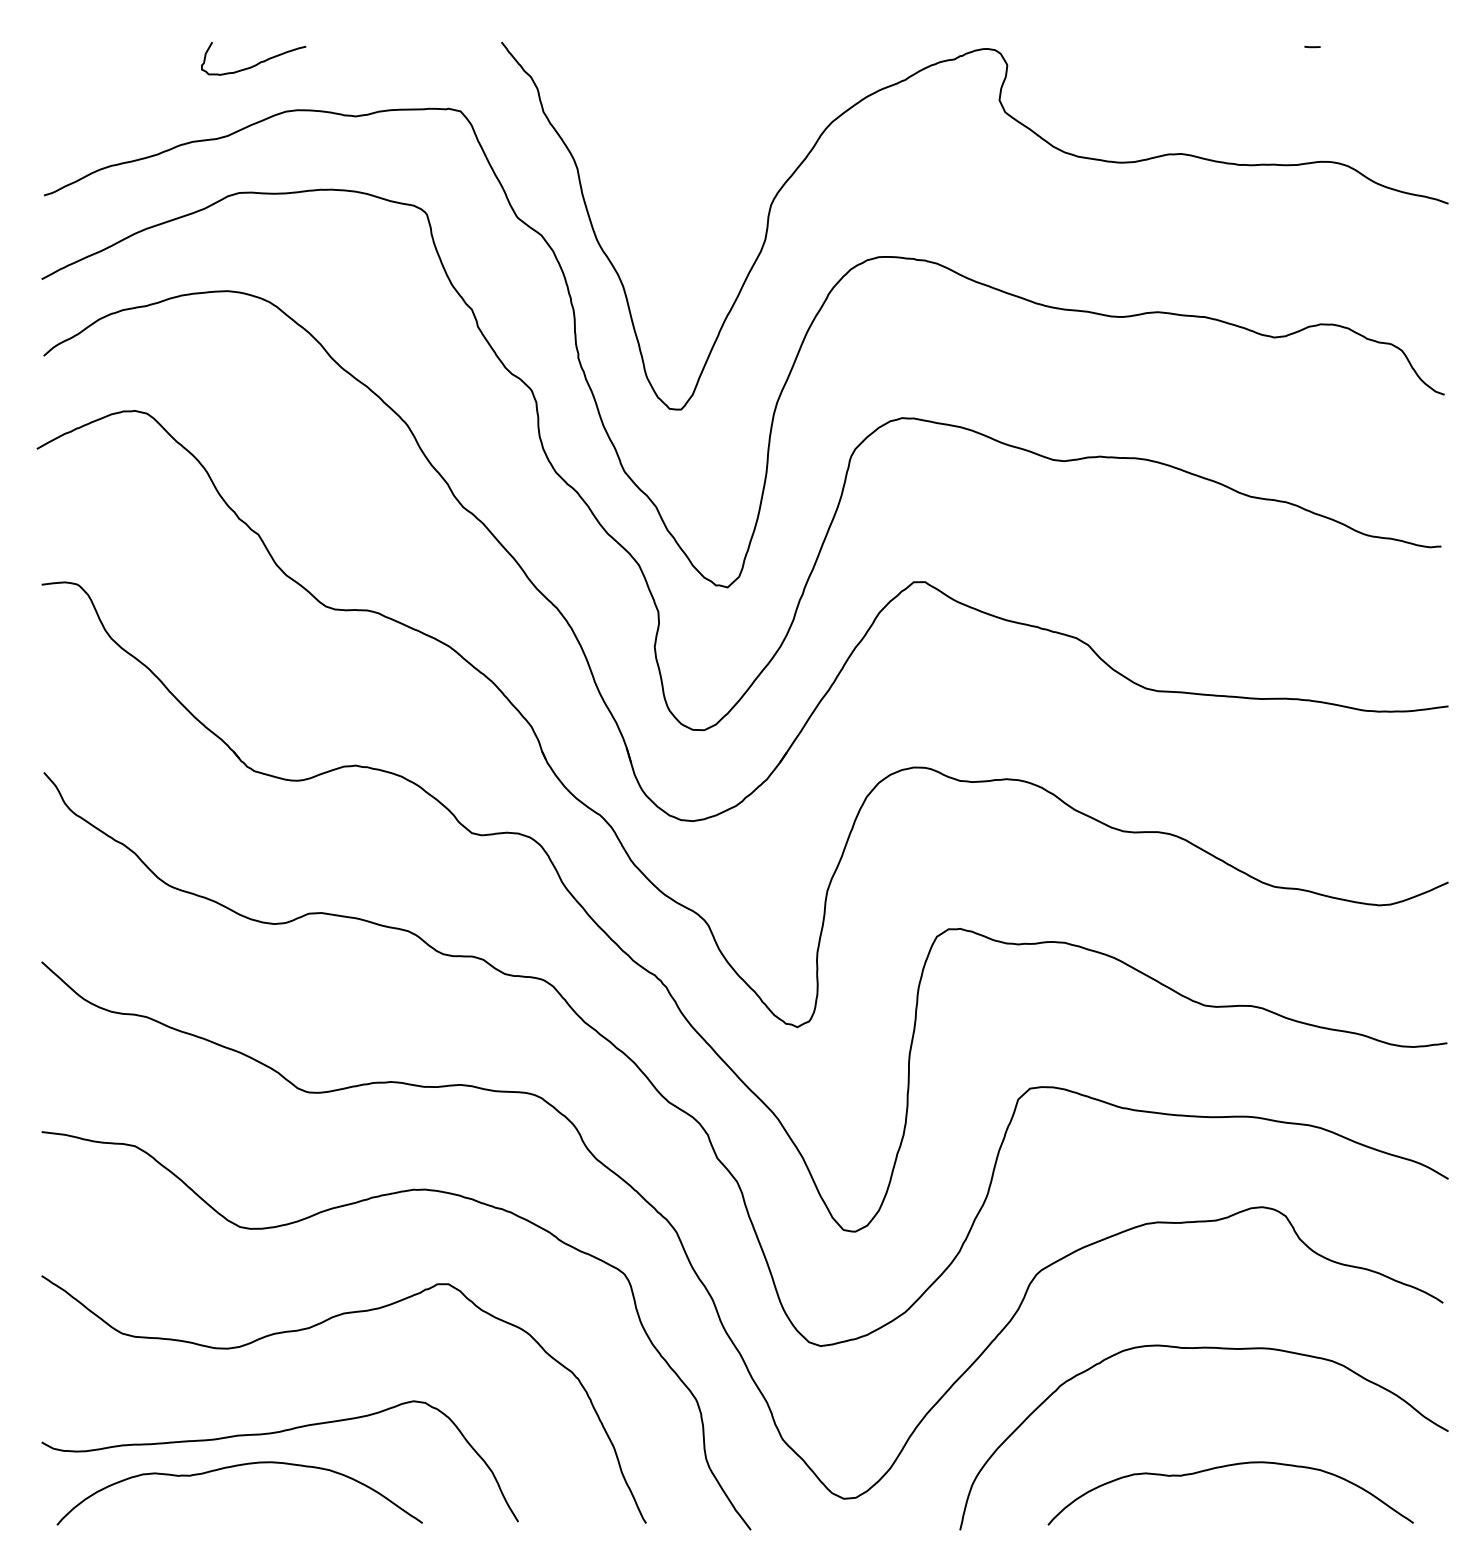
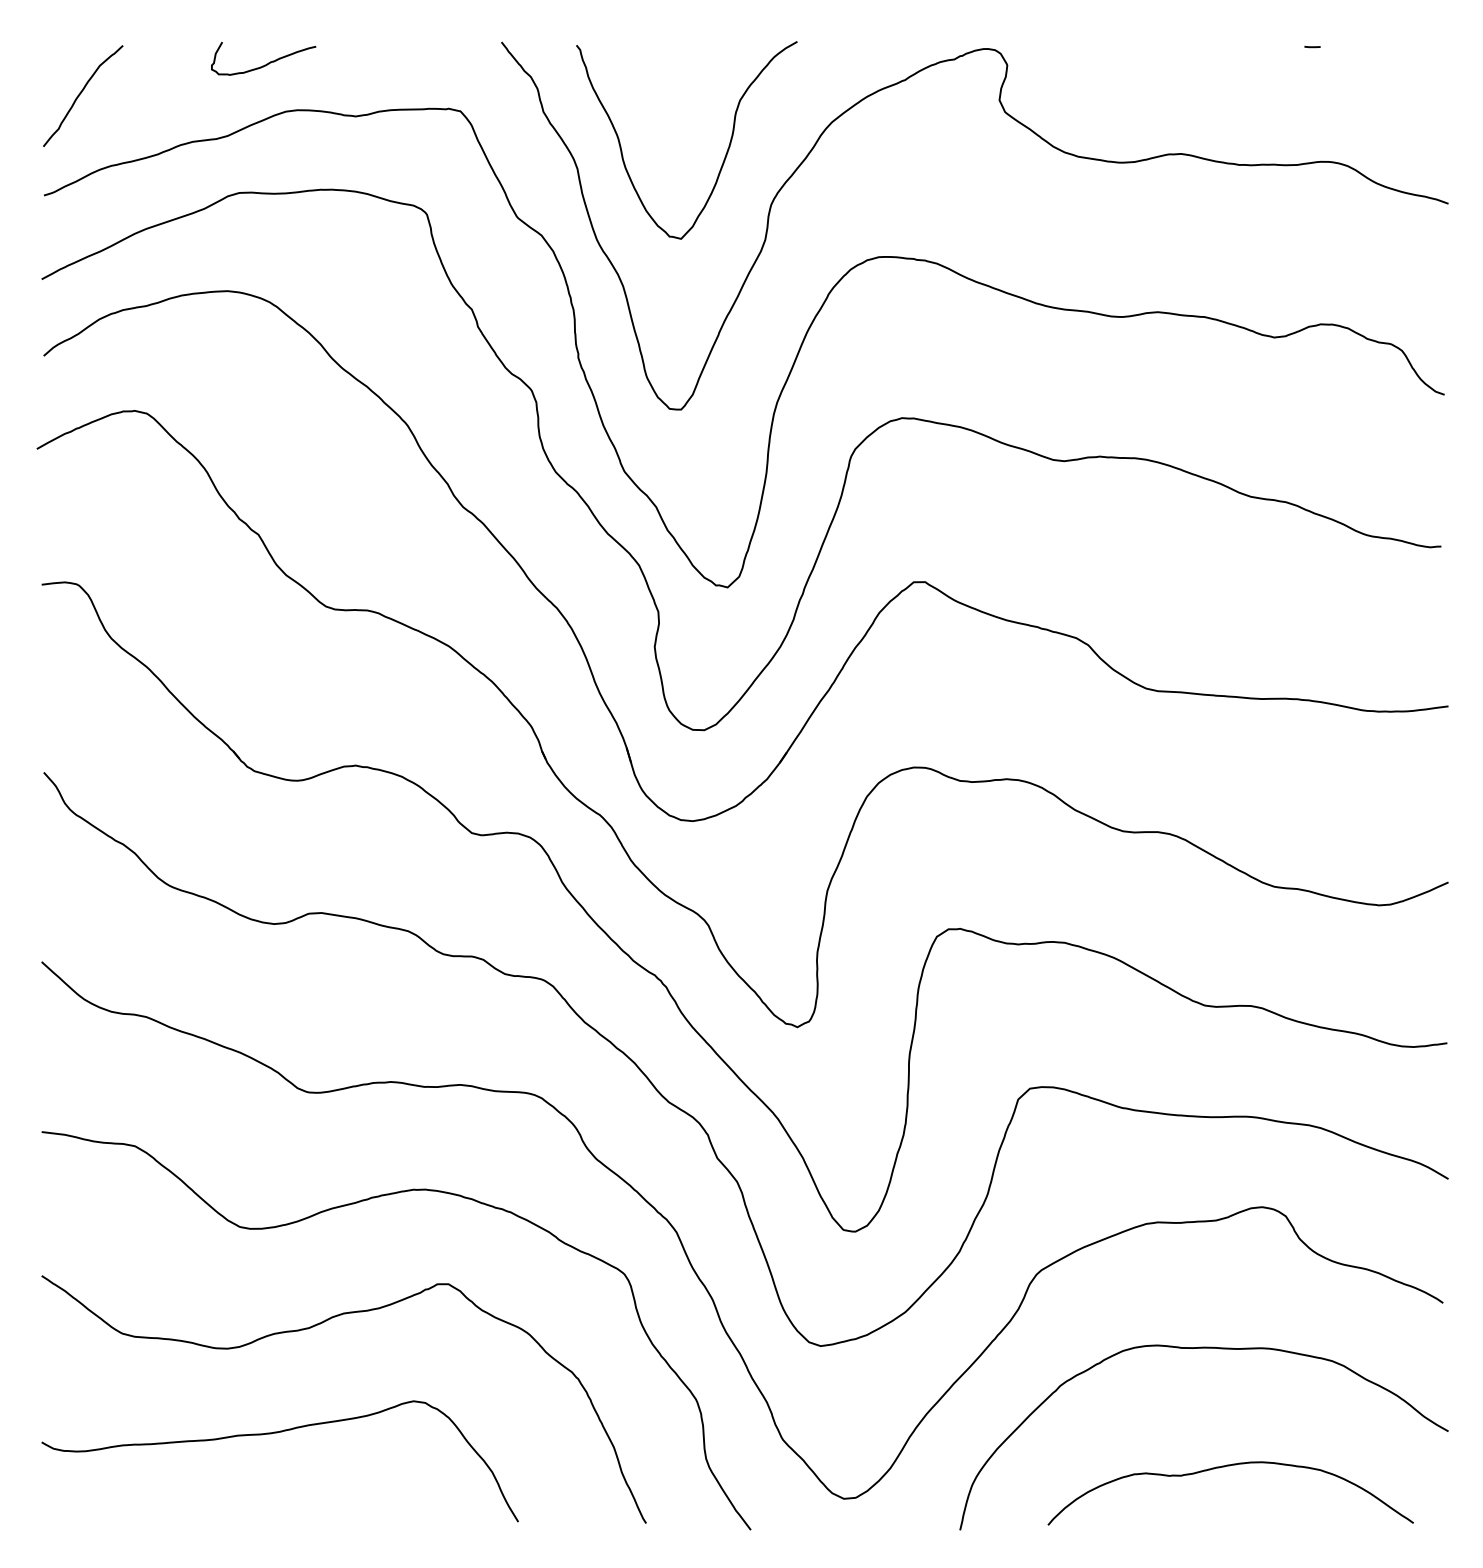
curve position: (256, 63) -> (266, 63) (266, 63)
curve: none -> present (81, 93)
curve: none -> present (724, 156)
curve: present -> none (233, 1467)
